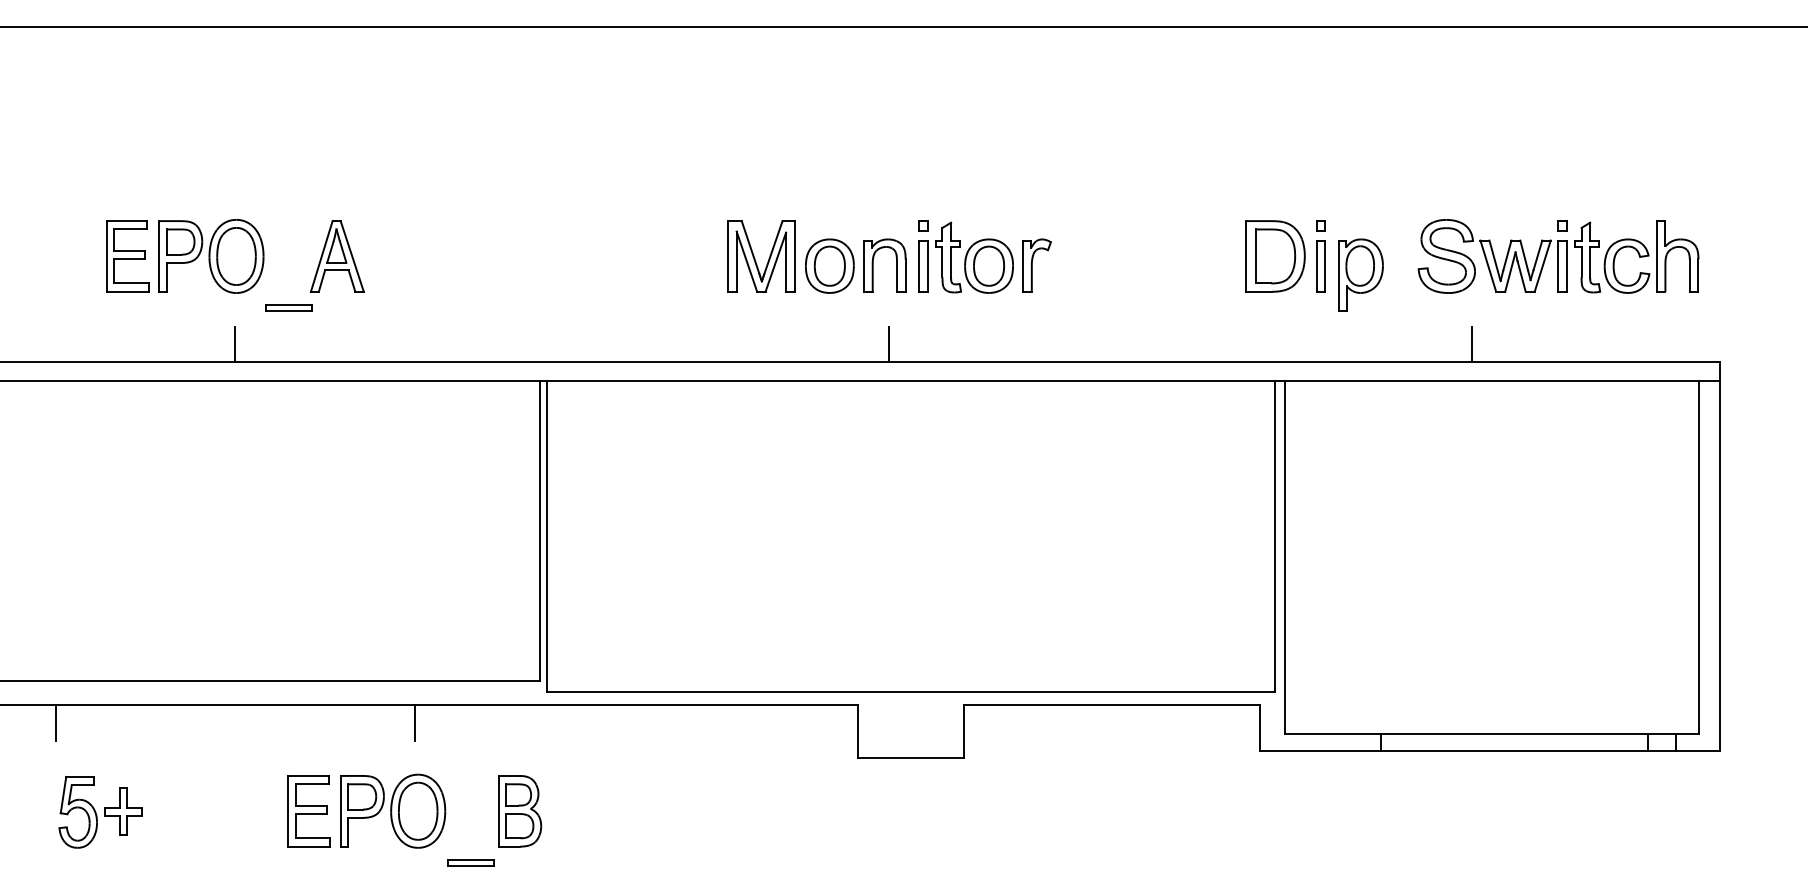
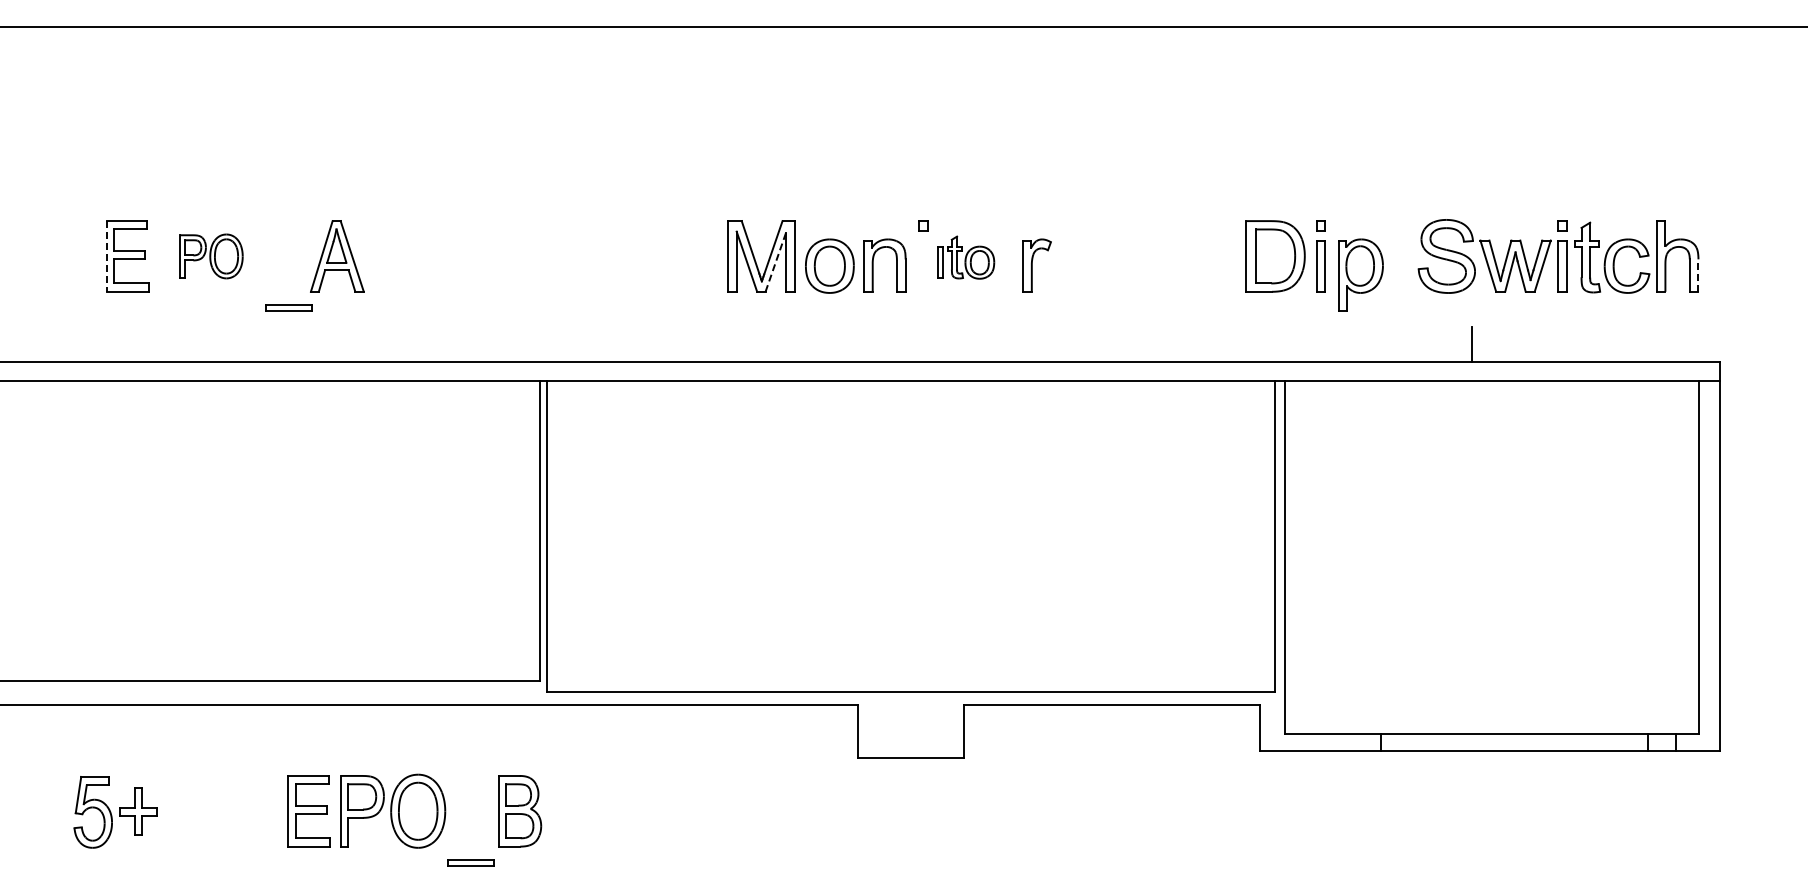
line: solid -> dashed (106, 256)
part size: 107x75 px -> 65x47 px (211, 256)
part size: 96x73 px -> 59x45 px (966, 257)
line: solid -> dashed (776, 261)
line: solid -> dashed (1698, 275)
line: present -> none (235, 344)
line: present -> none (889, 344)
line: present -> none (55, 722)
line: present -> none (414, 722)
part position: (100, 812) -> (115, 812) (115, 812)
